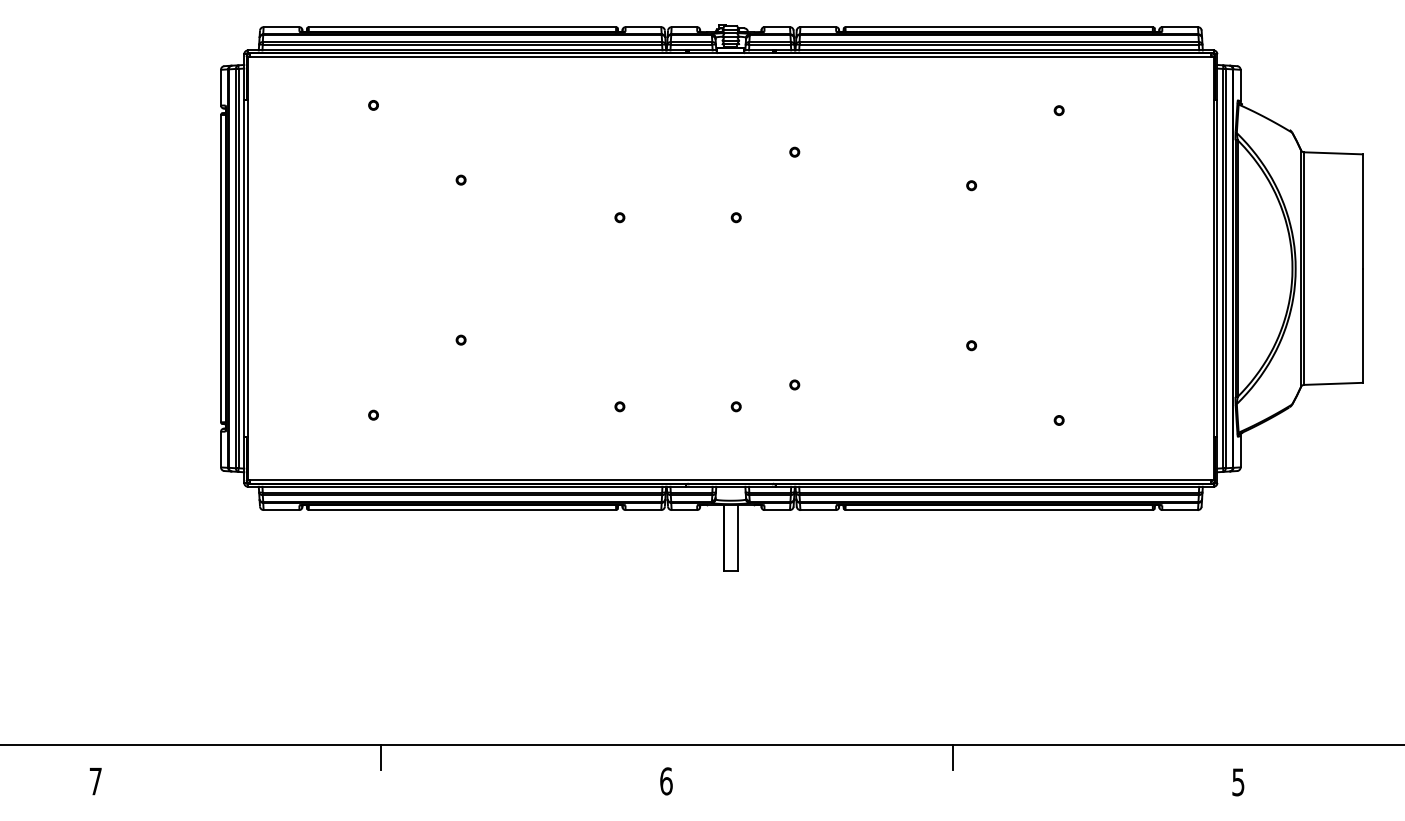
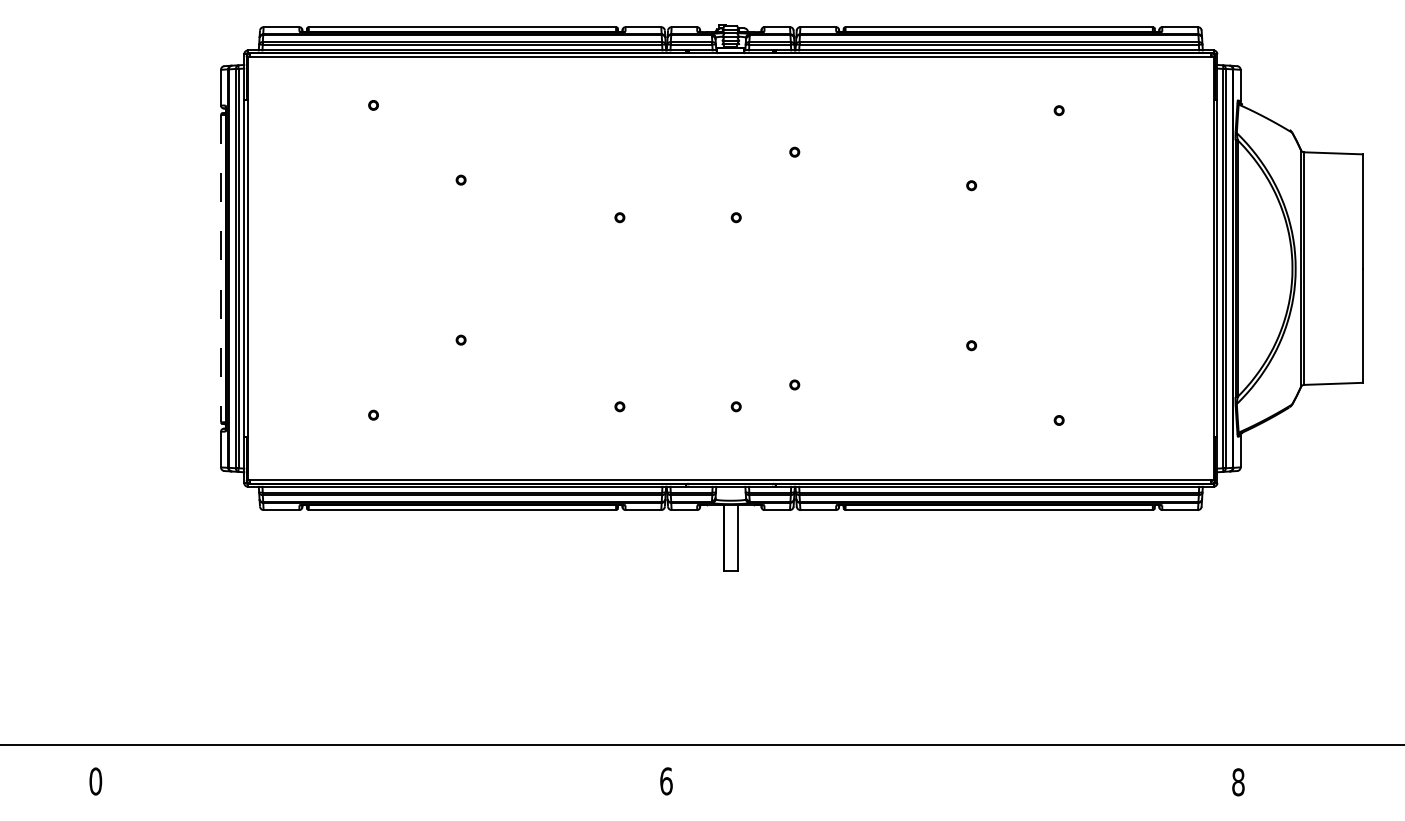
line: solid -> dashed (220, 268)
line: present -> none (380, 756)
line: present -> none (953, 756)
text: 7 -> 0 (95, 781)
text: 5 -> 8 (1238, 782)
